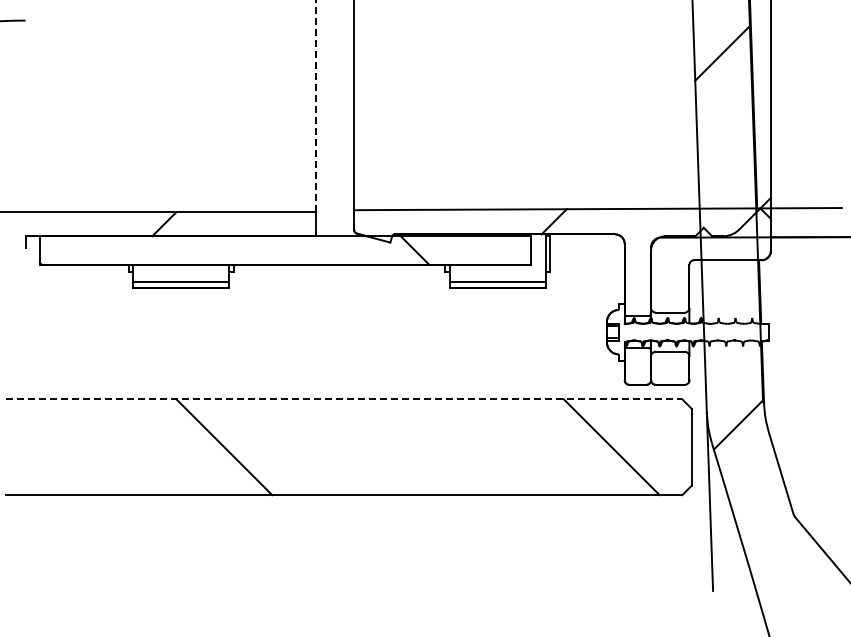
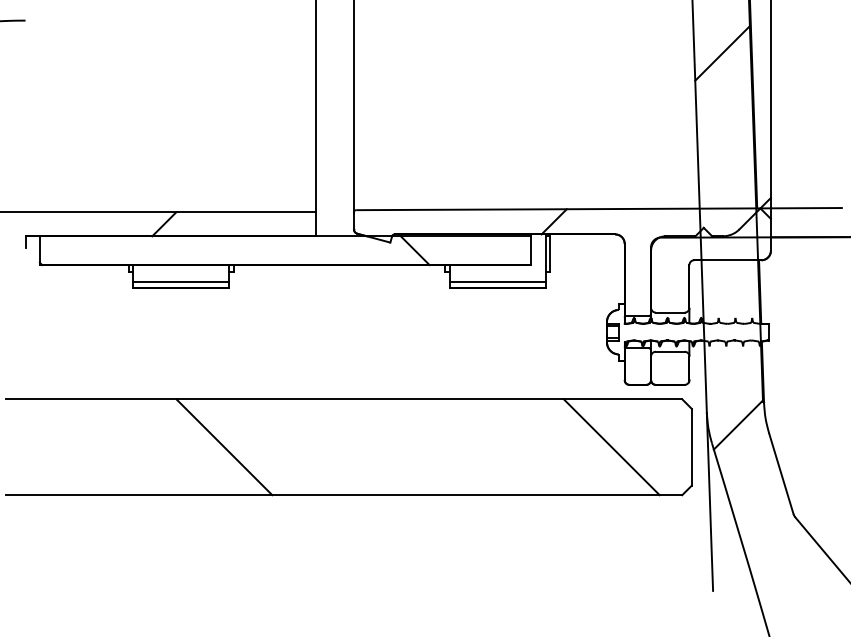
line: dashed -> solid (315, 106)
line: dashed -> solid (344, 399)
